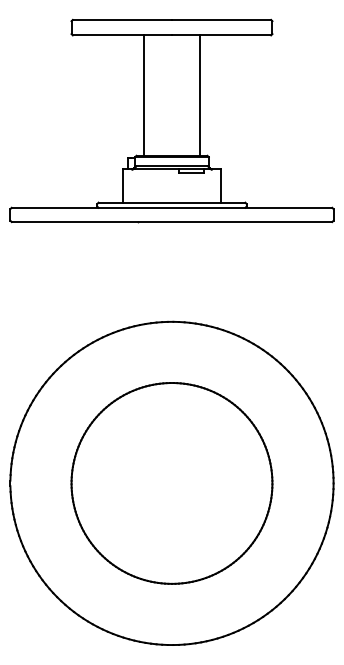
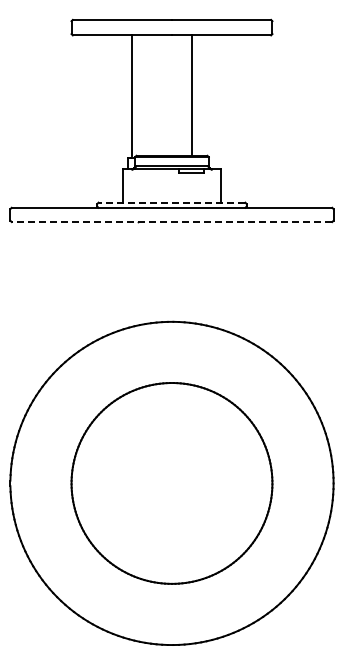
line position: (144, 95) -> (132, 95) (132, 95)
line position: (199, 95) -> (191, 95) (191, 95)
line: solid -> dashed (171, 202)
line: solid -> dashed (171, 222)
